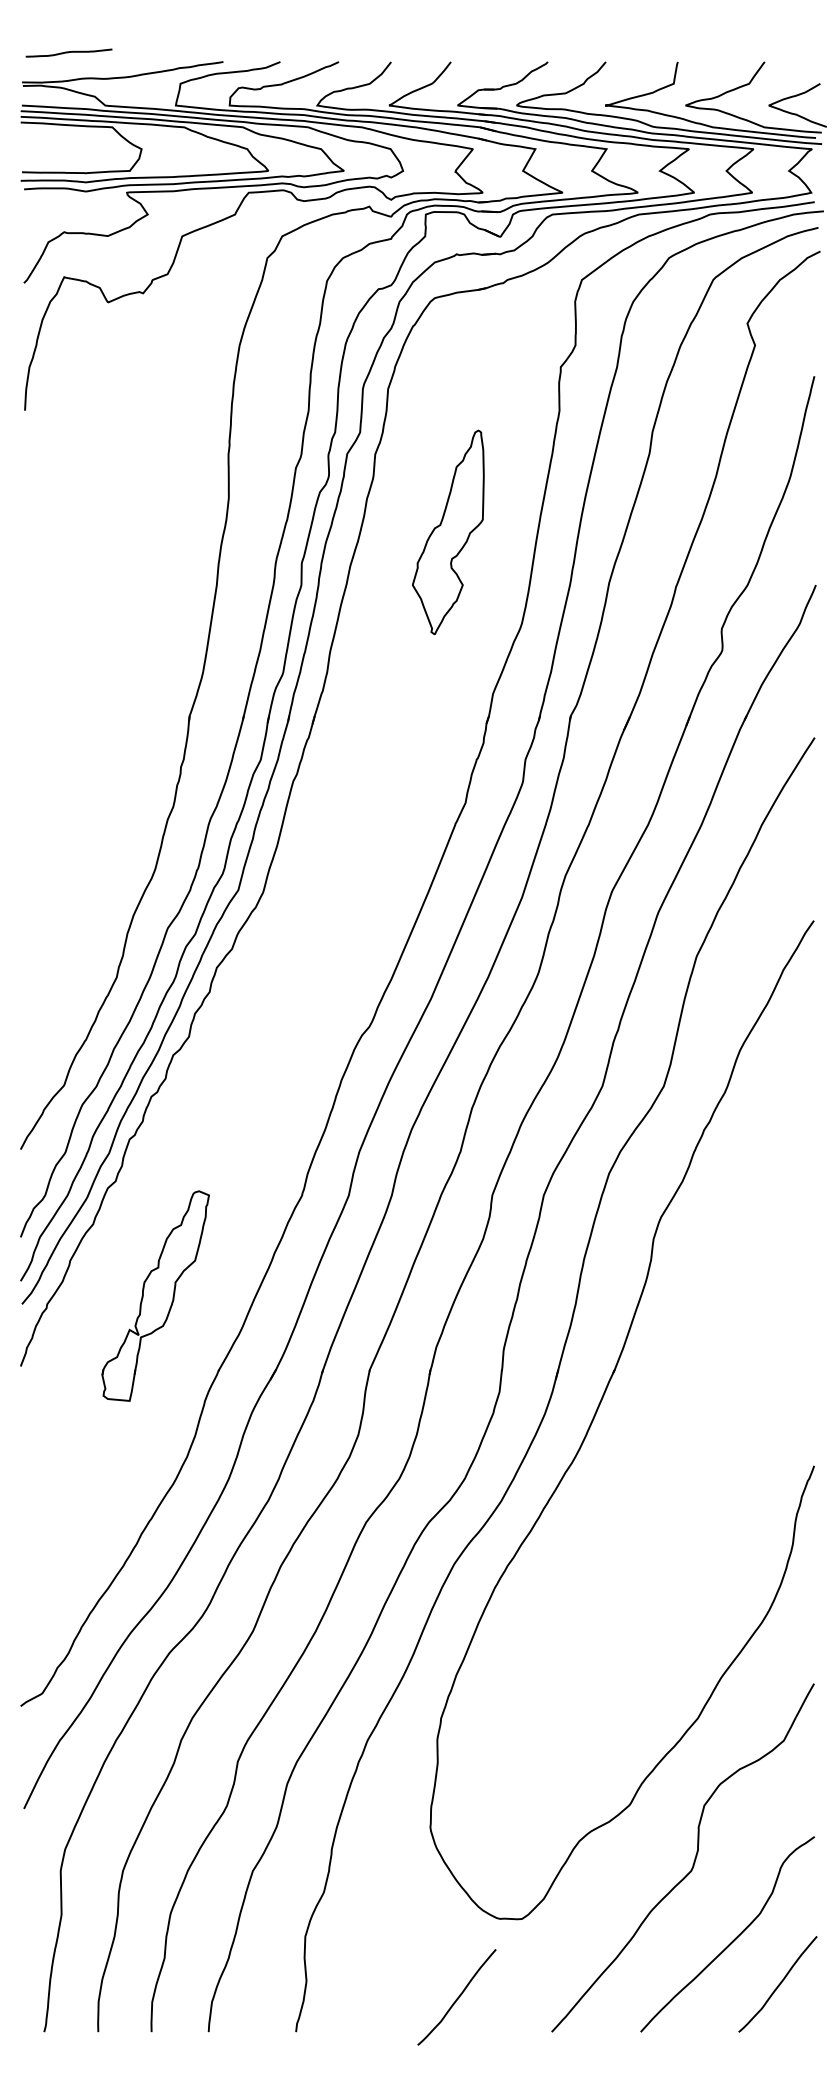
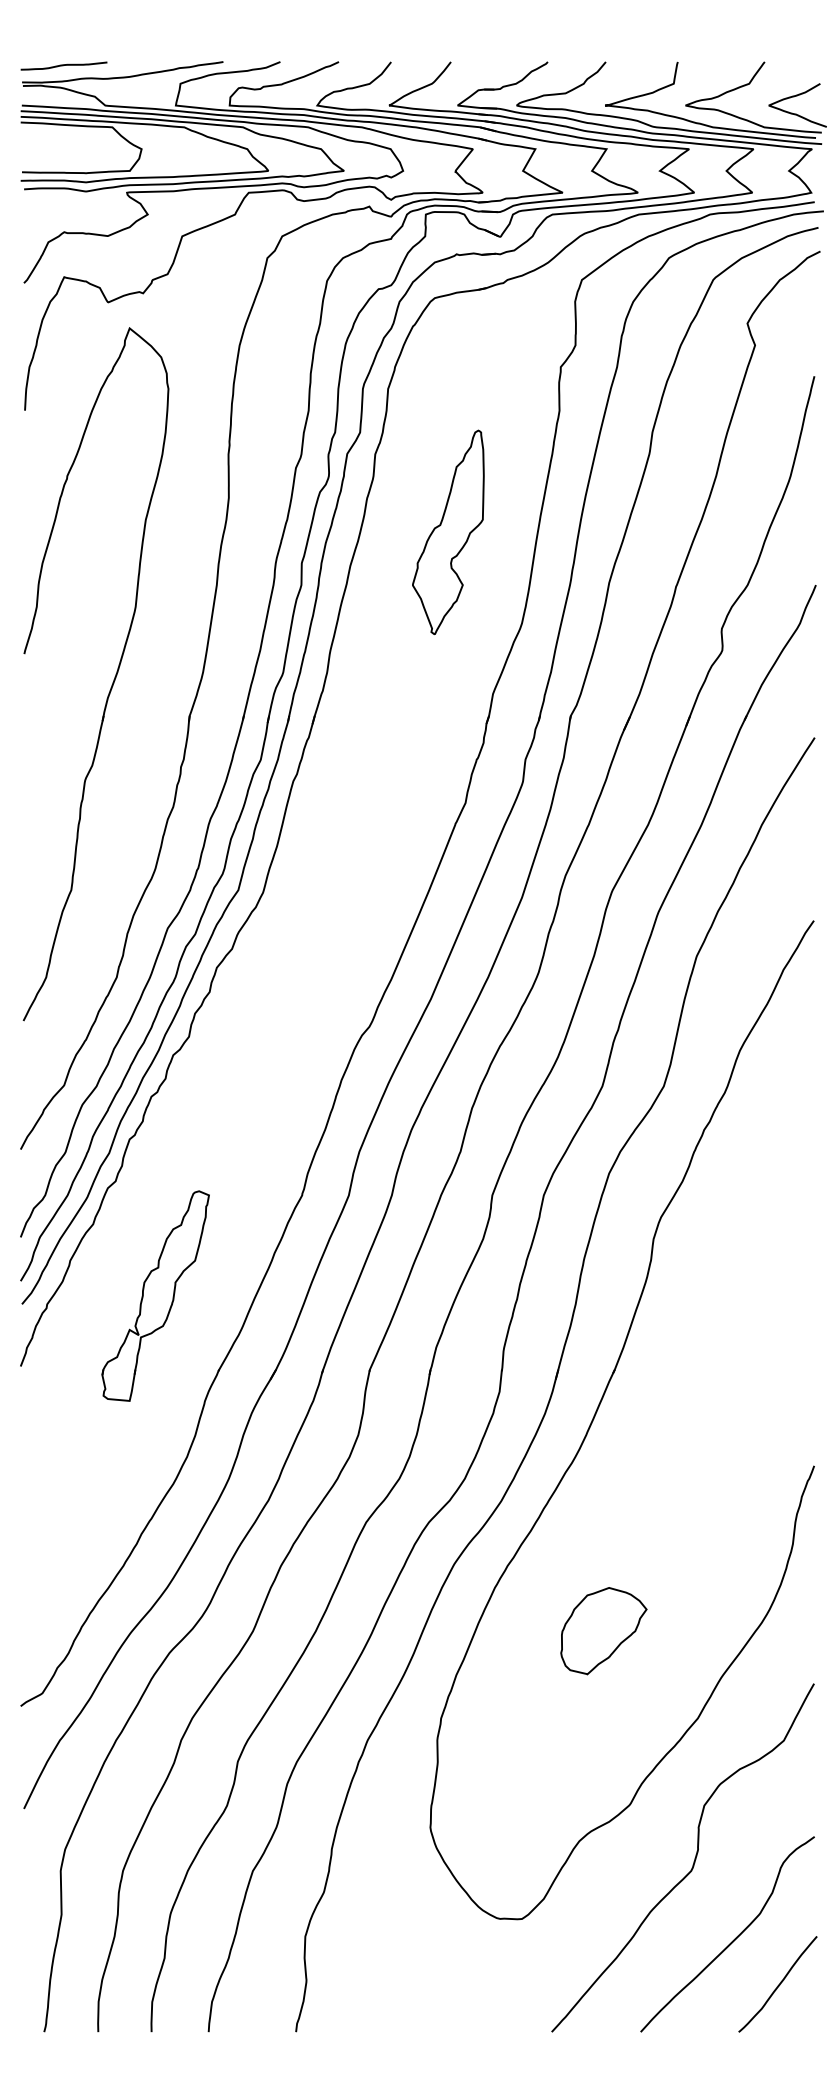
curve position: (68, 52) -> (63, 65) (63, 65)
part: none -> present (113, 679)
part: none -> present (603, 1631)
curve: present -> none (457, 1997)
